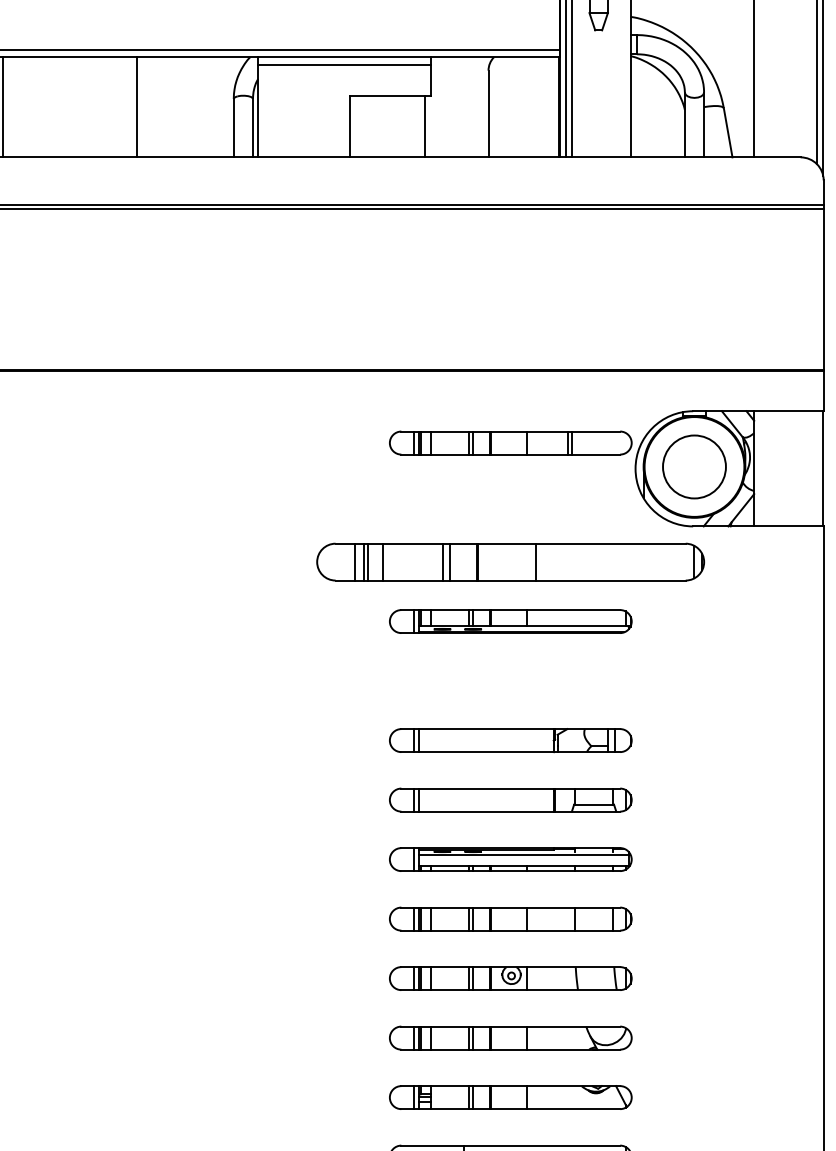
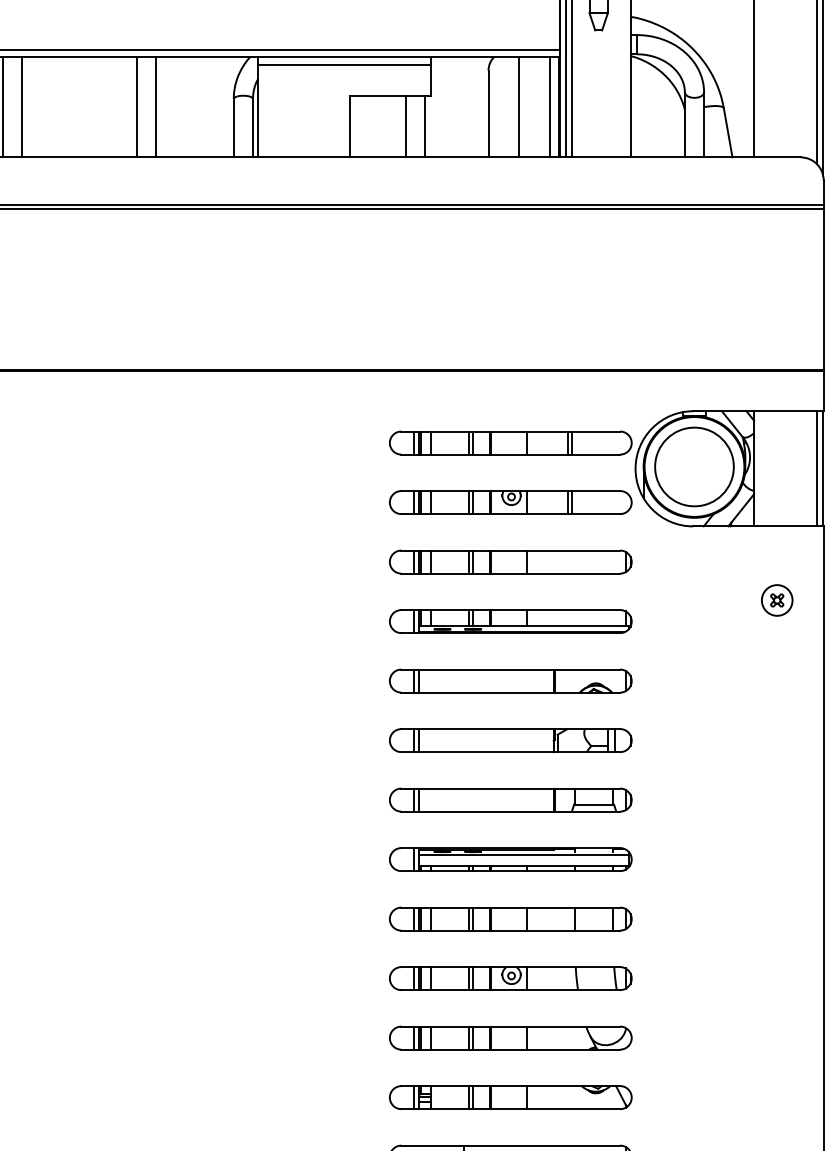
line: none -> present (22, 107)
line: none -> present (156, 107)
line: none -> present (519, 107)
line: none -> present (549, 107)
line: none -> present (405, 126)
circle diameter: 63 px -> 79 px (694, 466)
line: none -> present (816, 468)
part: none -> present (510, 502)
part size: 389x40 px -> 244x26 px (510, 561)
part: none -> present (777, 600)
part: none -> present (510, 680)
